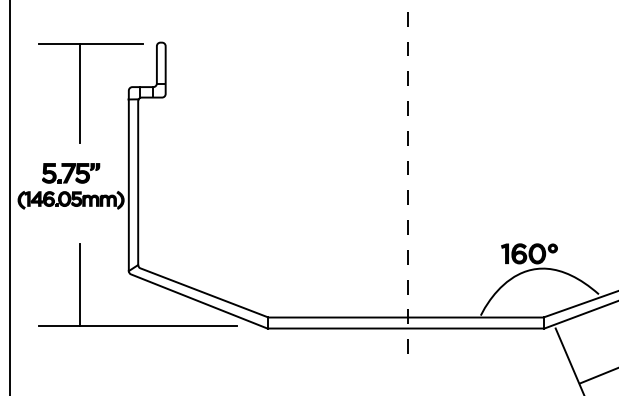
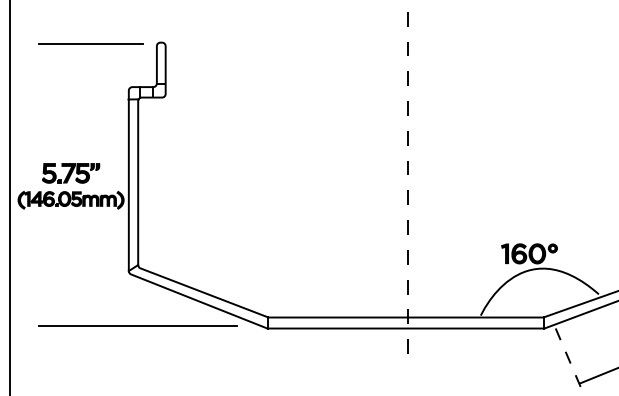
line: present -> none (80, 93)
line: present -> none (80, 284)
line: solid -> dashed (570, 362)
